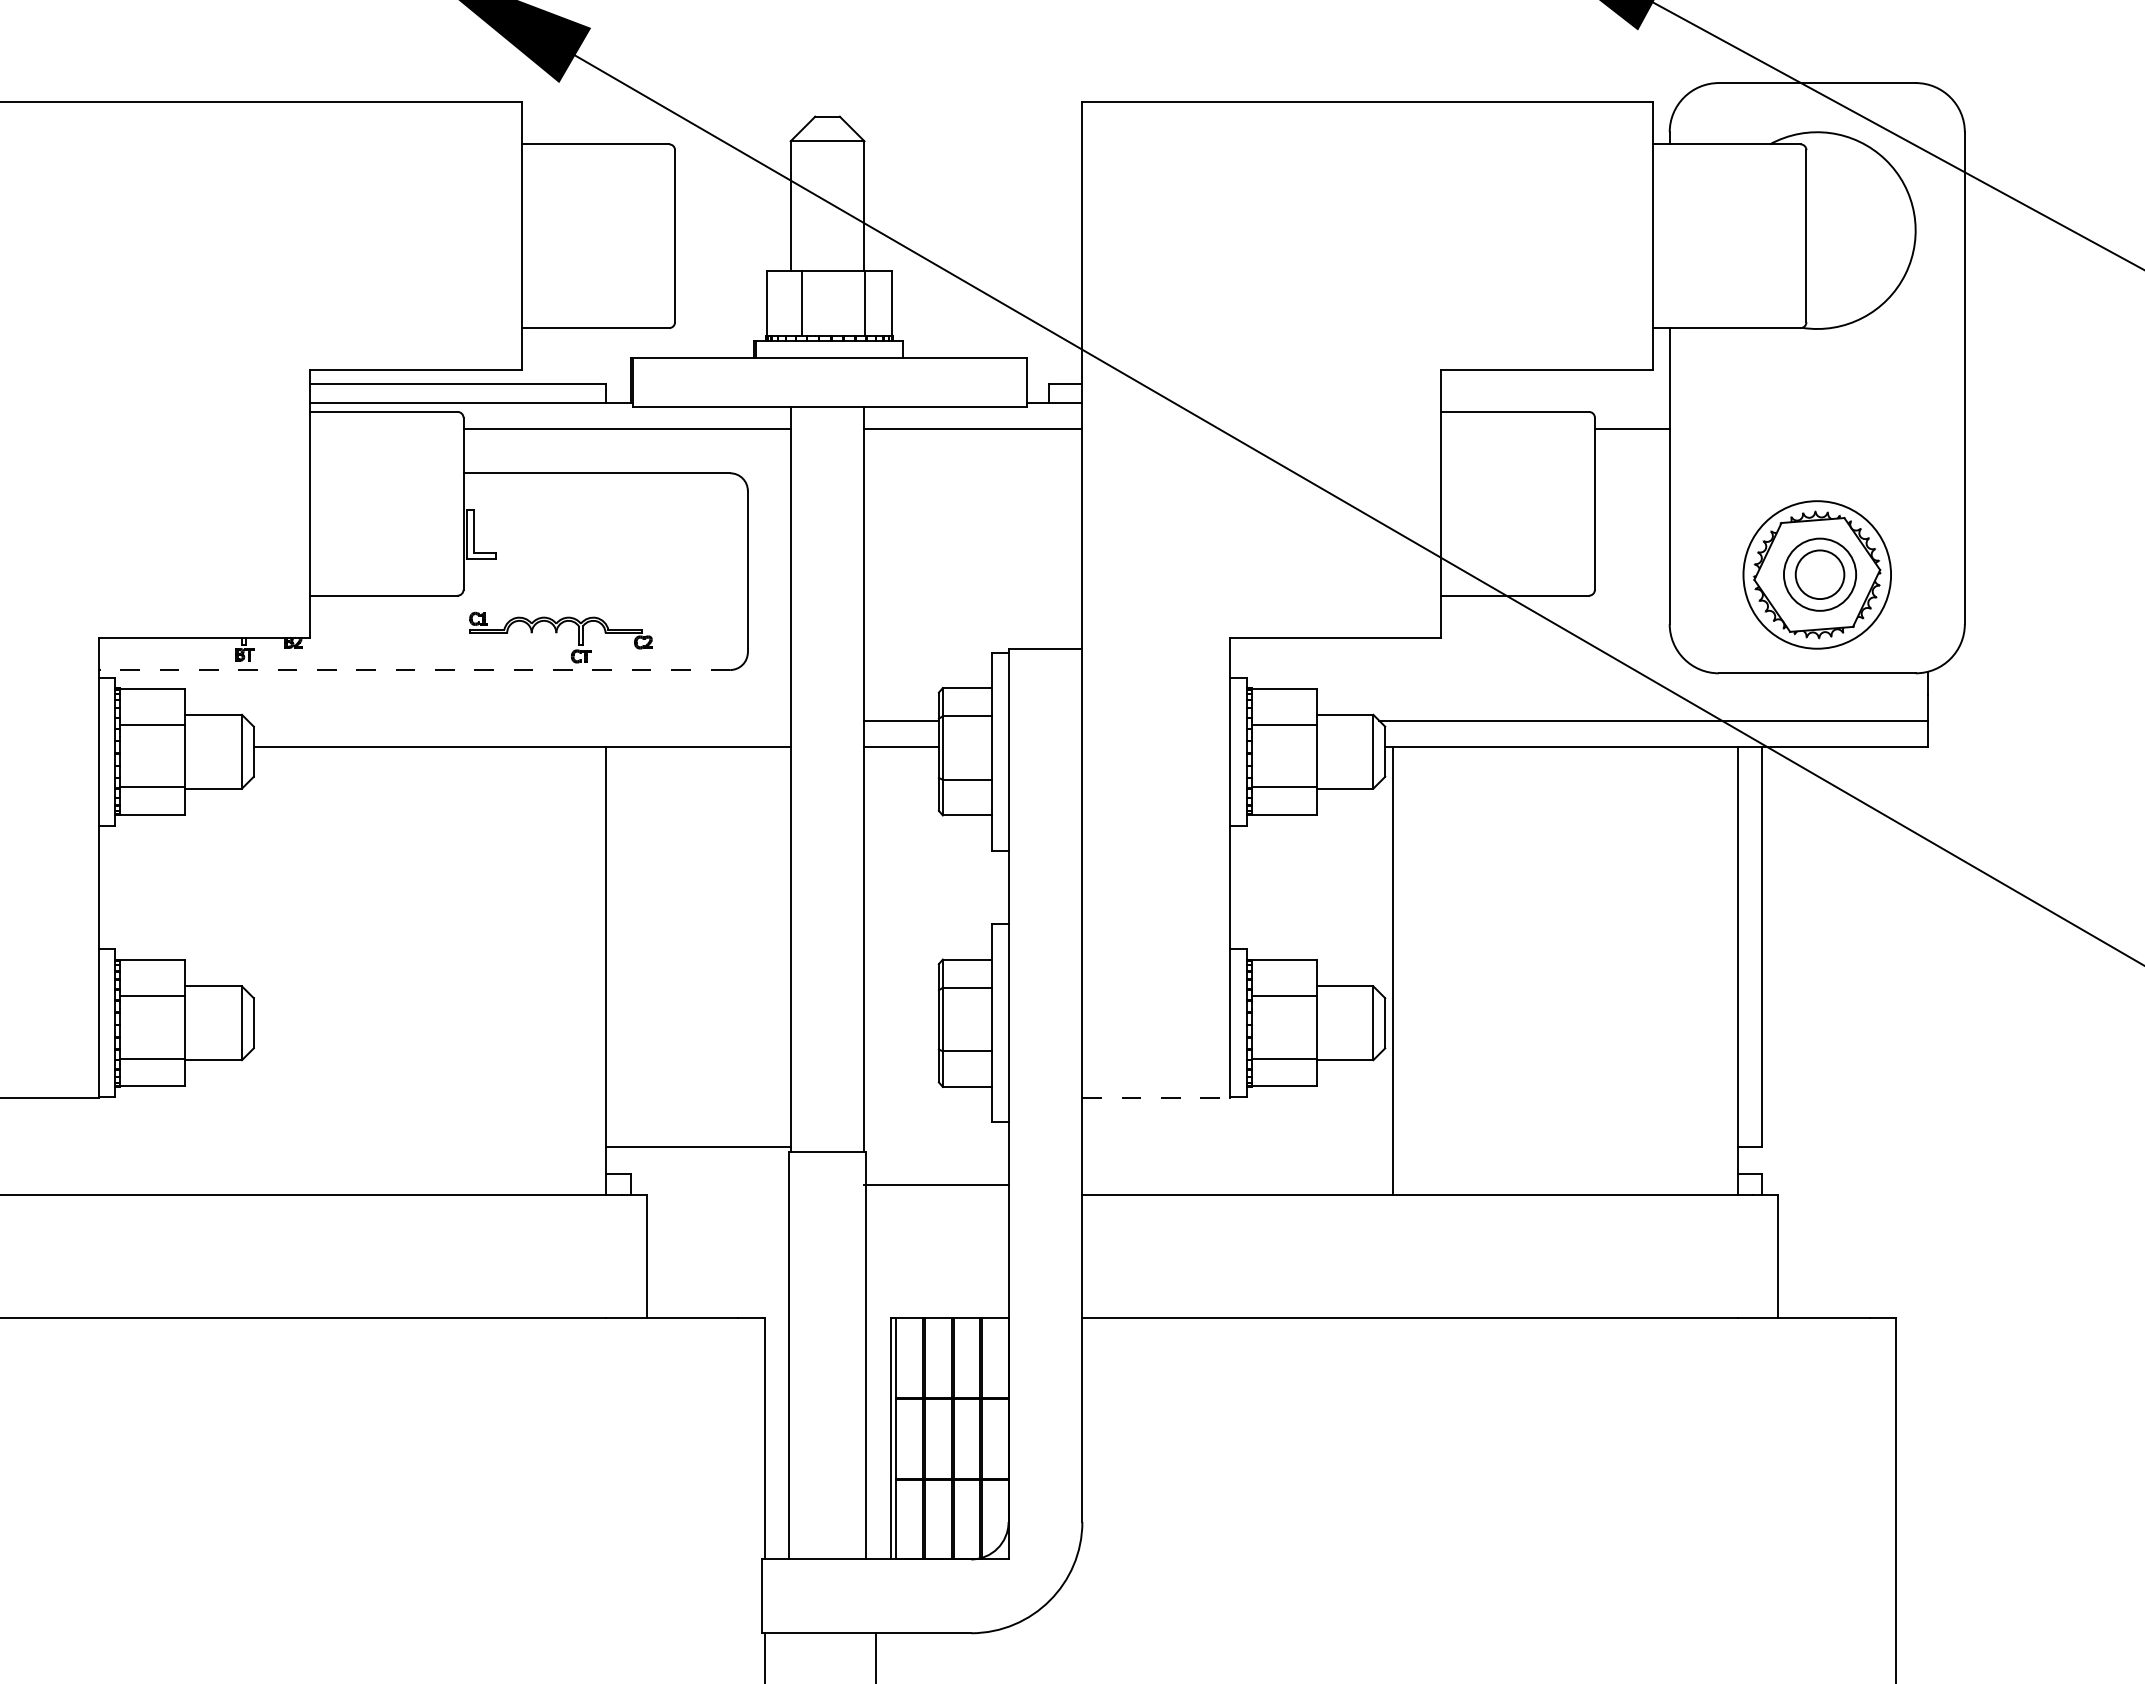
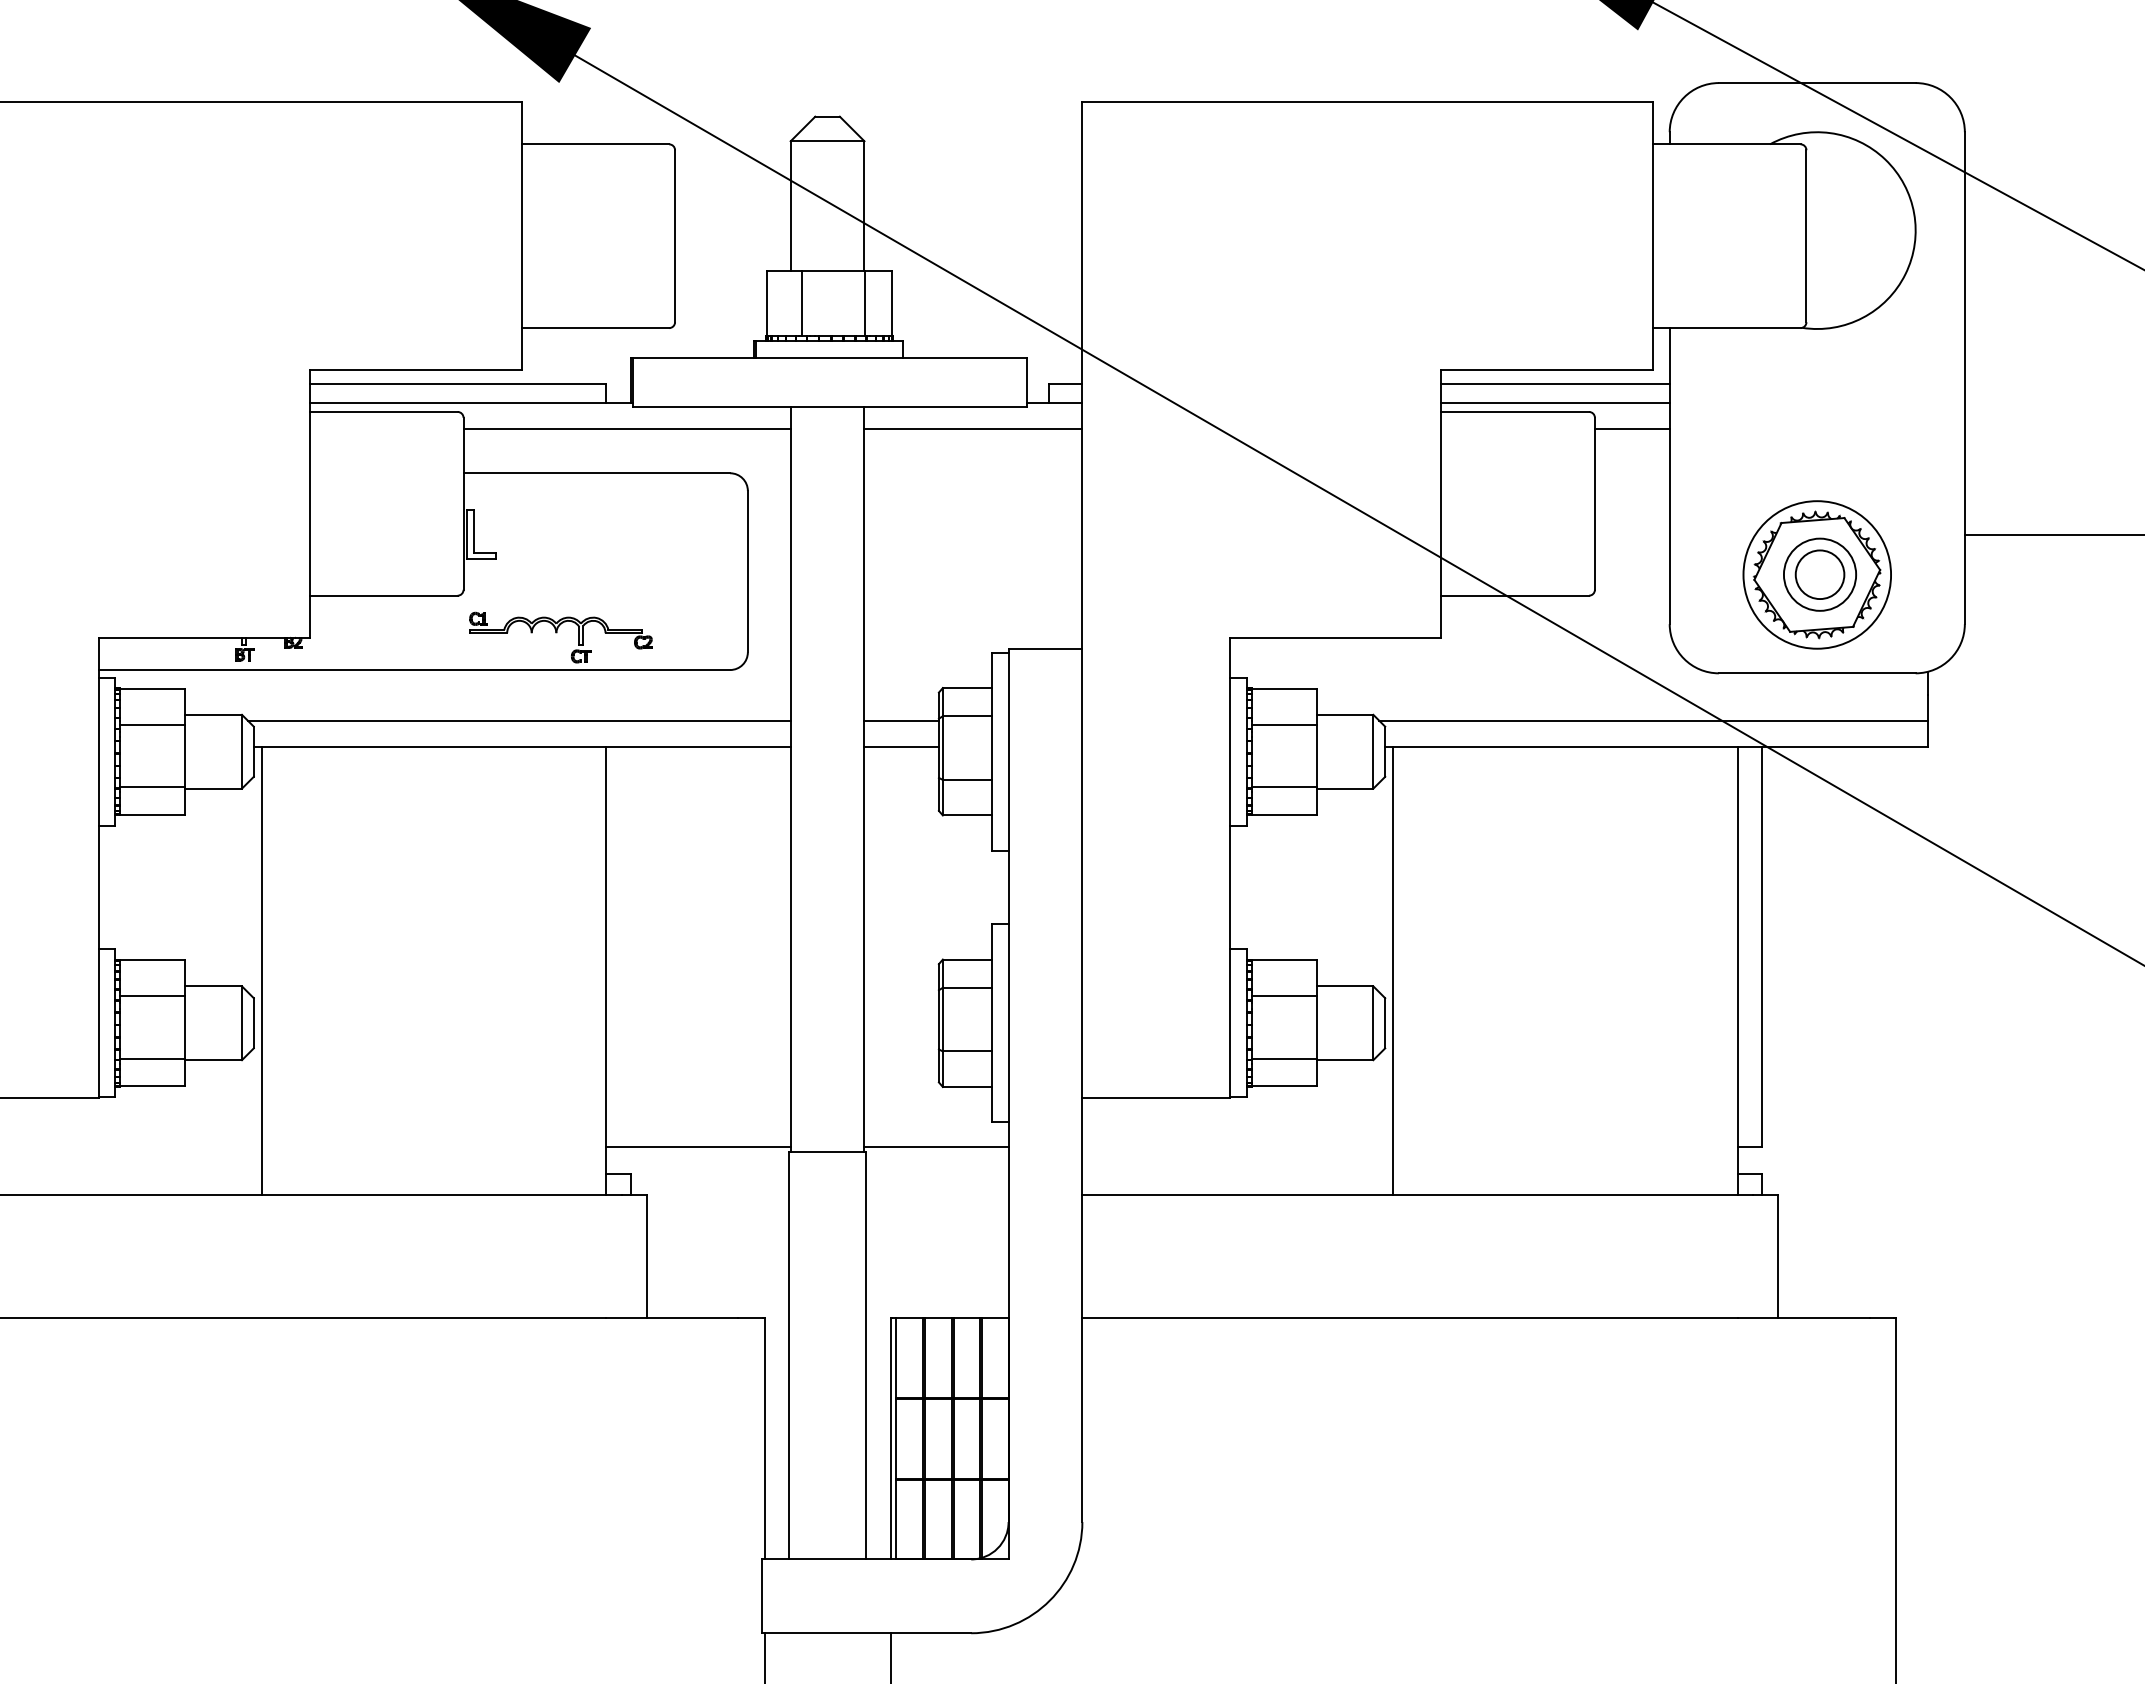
line: none -> present (1555, 383)
line: none -> present (1555, 402)
line: none -> present (2052, 534)
line: dashed -> solid (414, 670)
line: none -> present (518, 720)
line: none -> present (261, 971)
line: dashed -> solid (1156, 1098)
line position: (936, 1184) -> (936, 1146) (936, 1146)
line position: (875, 1656) -> (890, 1656) (890, 1656)
